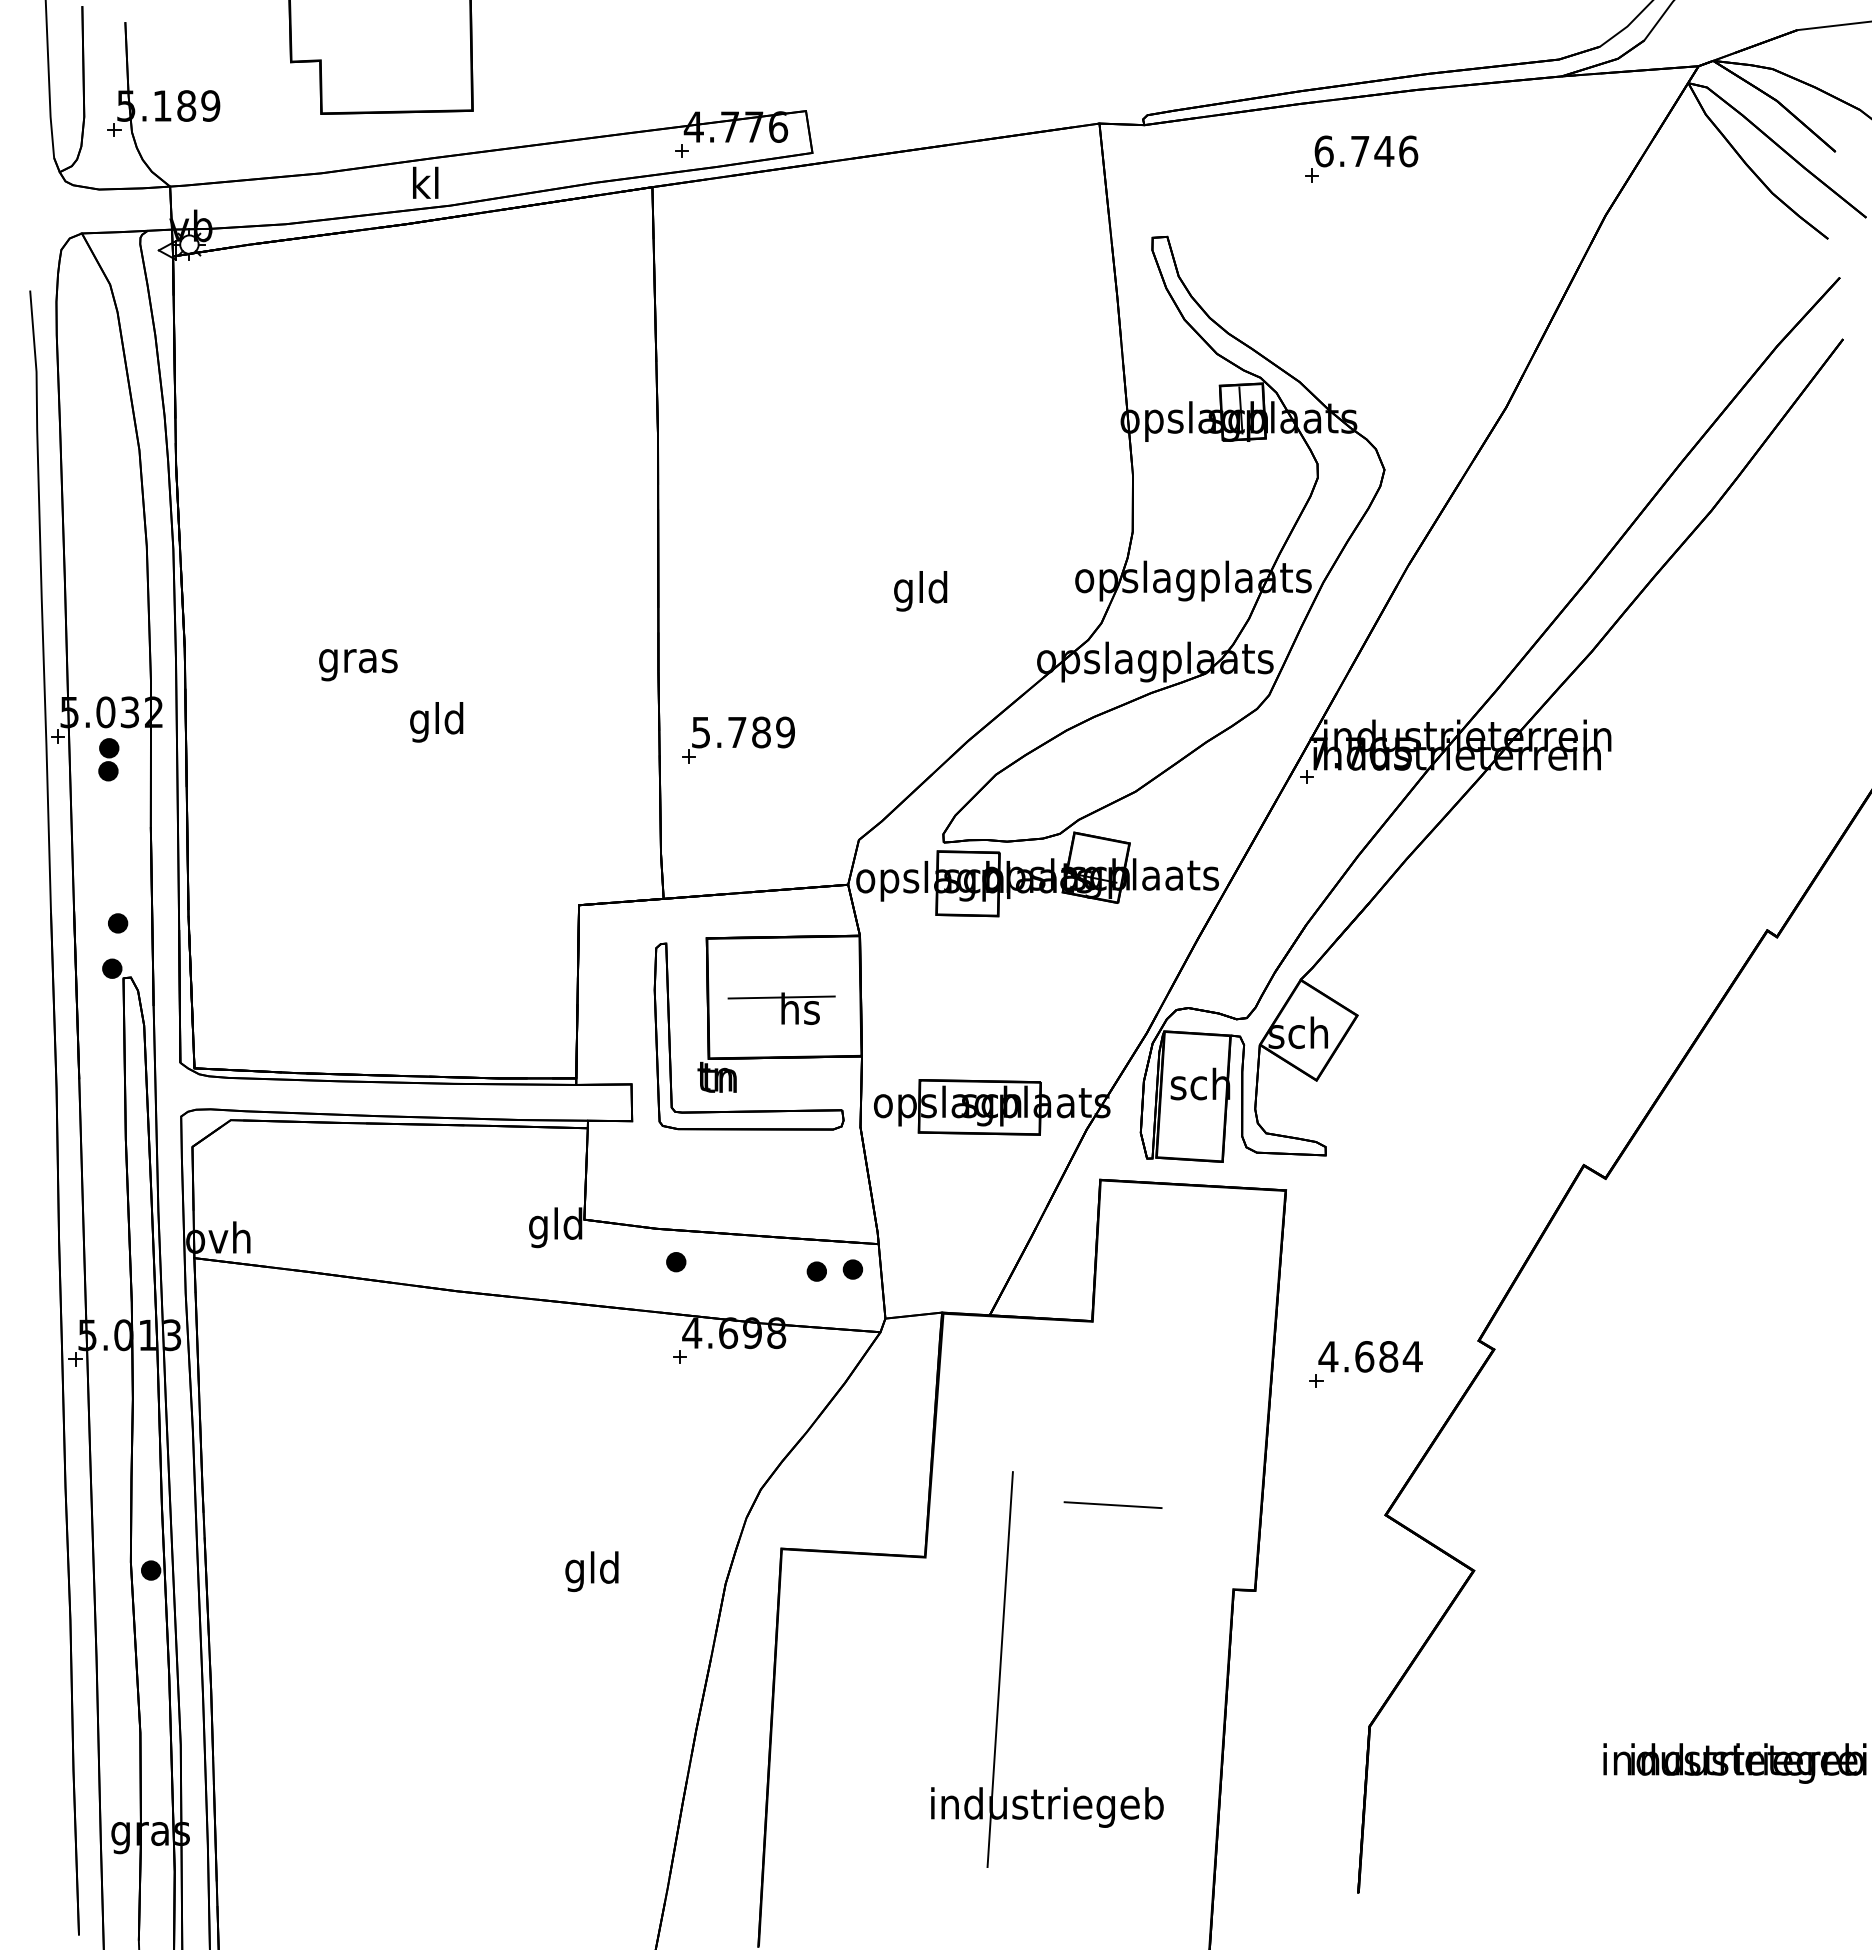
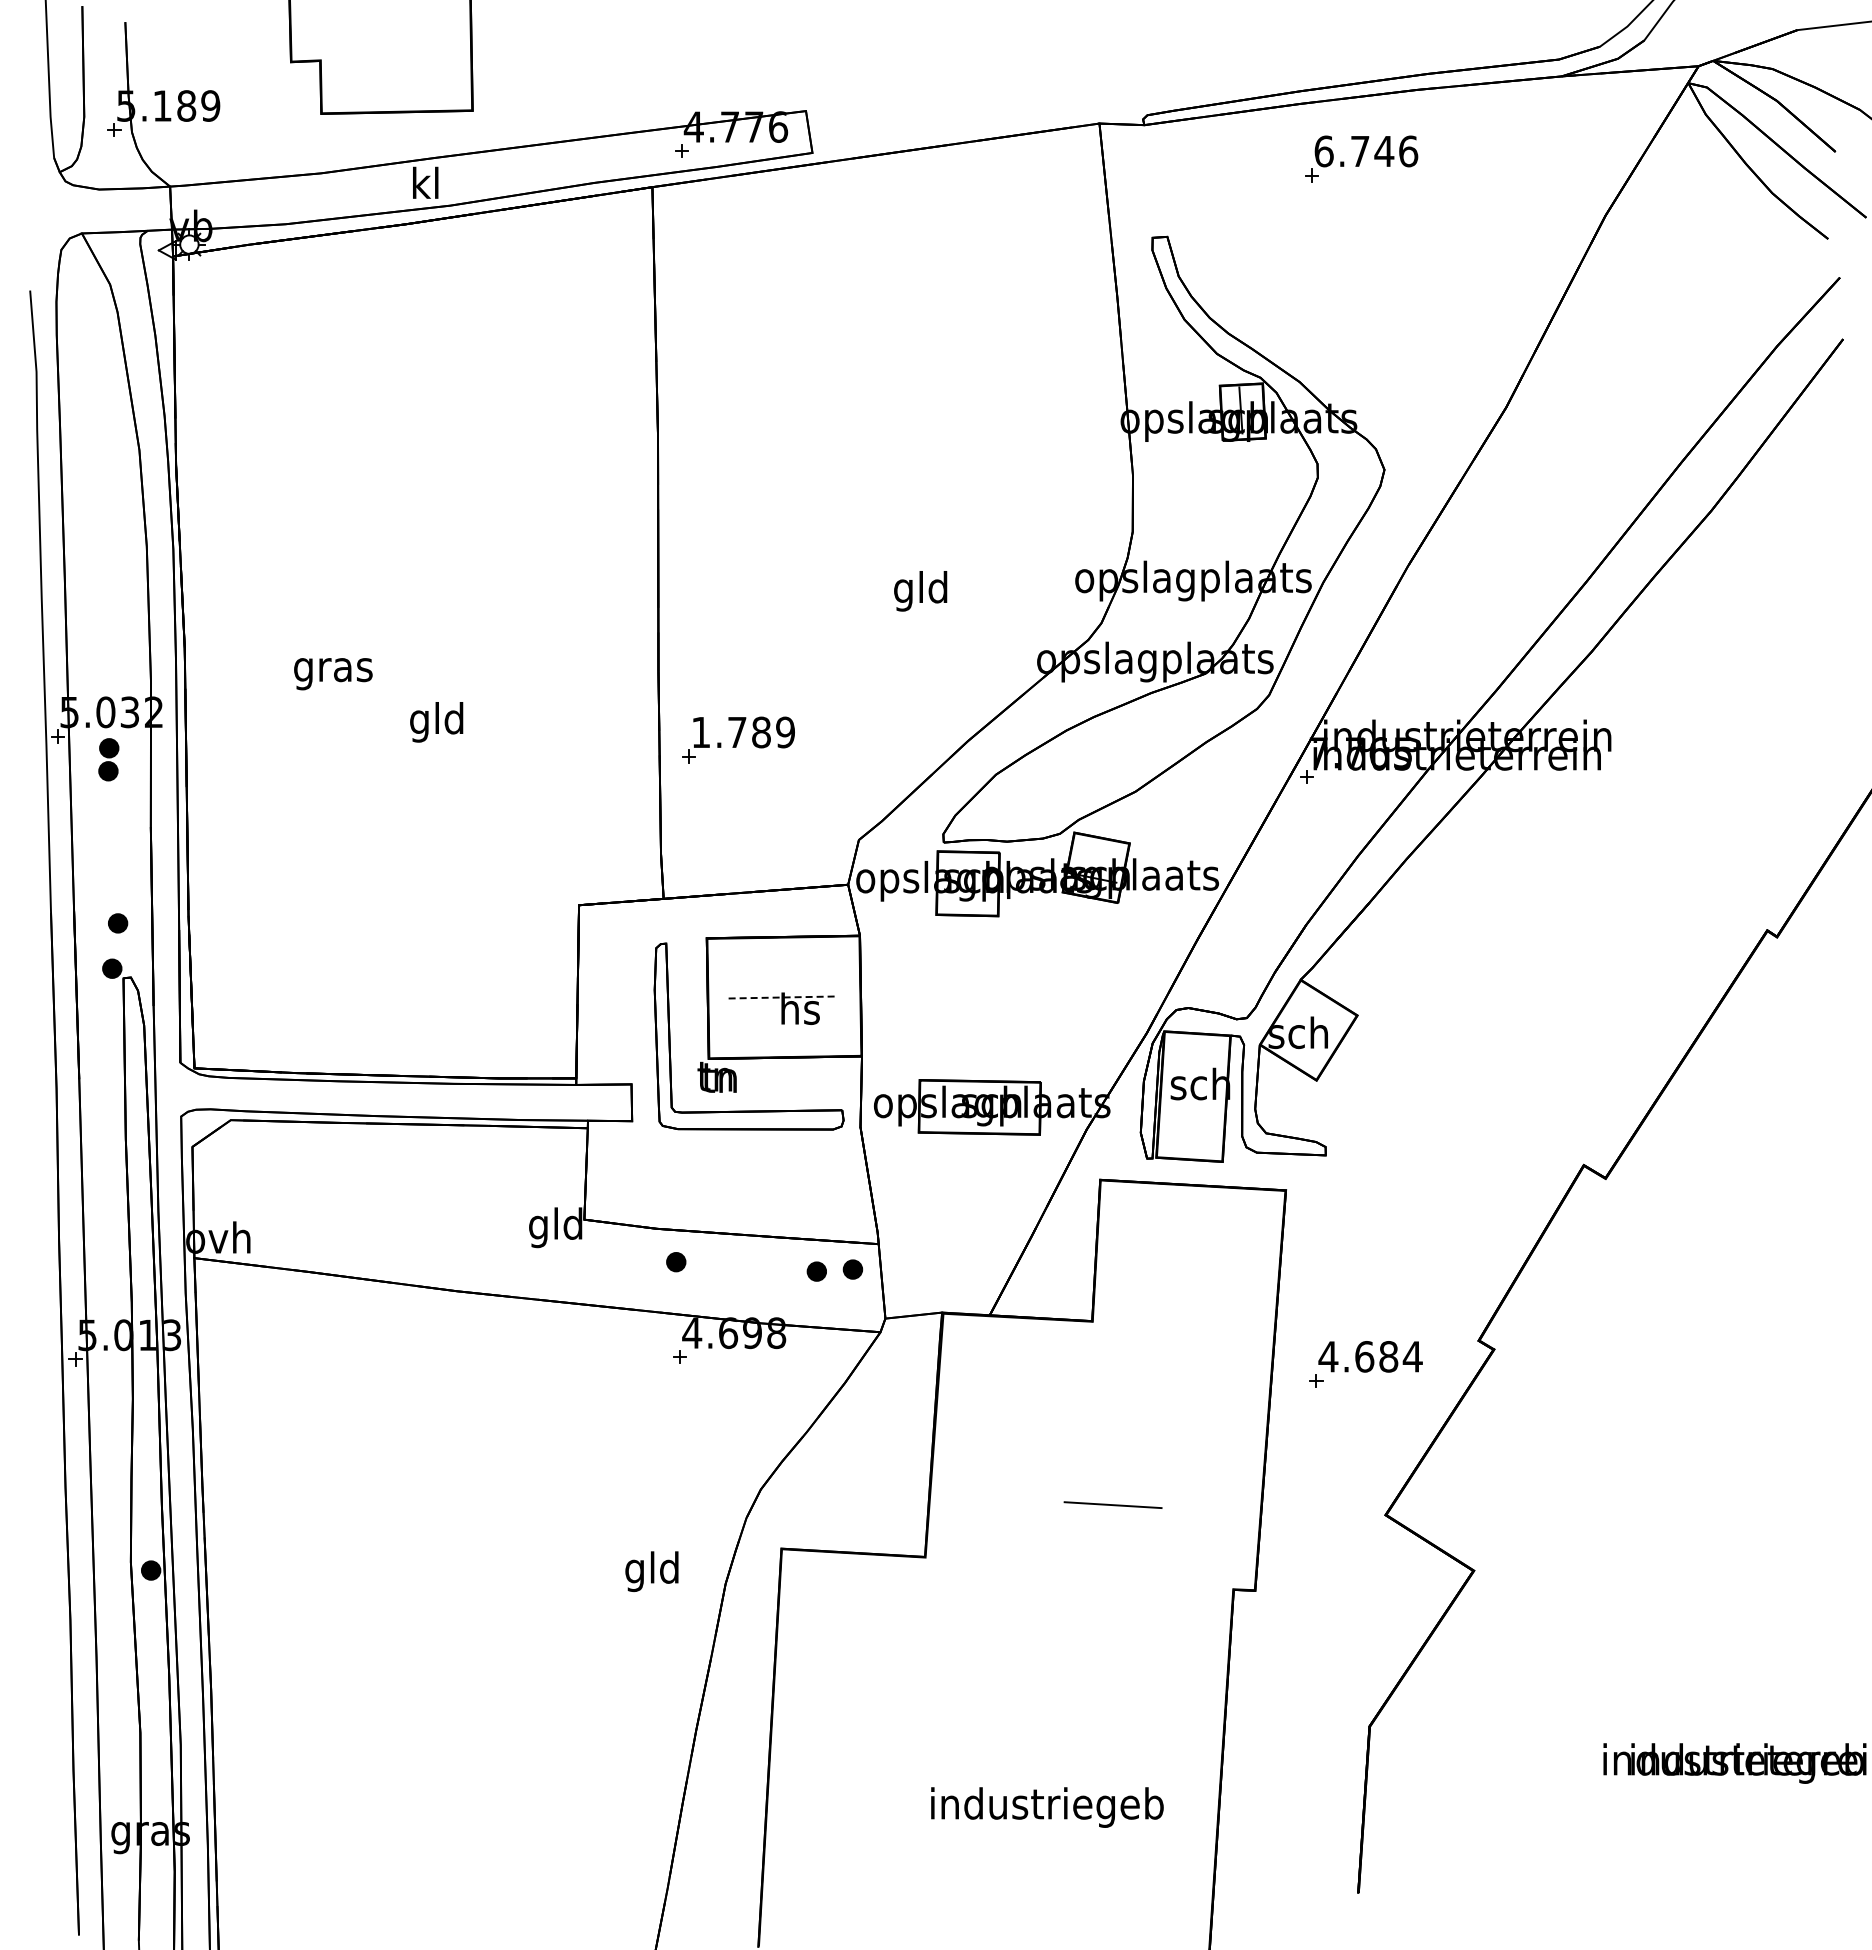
text position: (358, 665) -> (333, 674) (333, 674)
text: 5.789 -> 1.789 (700, 732)
line: solid -> dashed (782, 997)
text position: (591, 1571) -> (651, 1571) (651, 1571)
line: present -> none (999, 1669)
